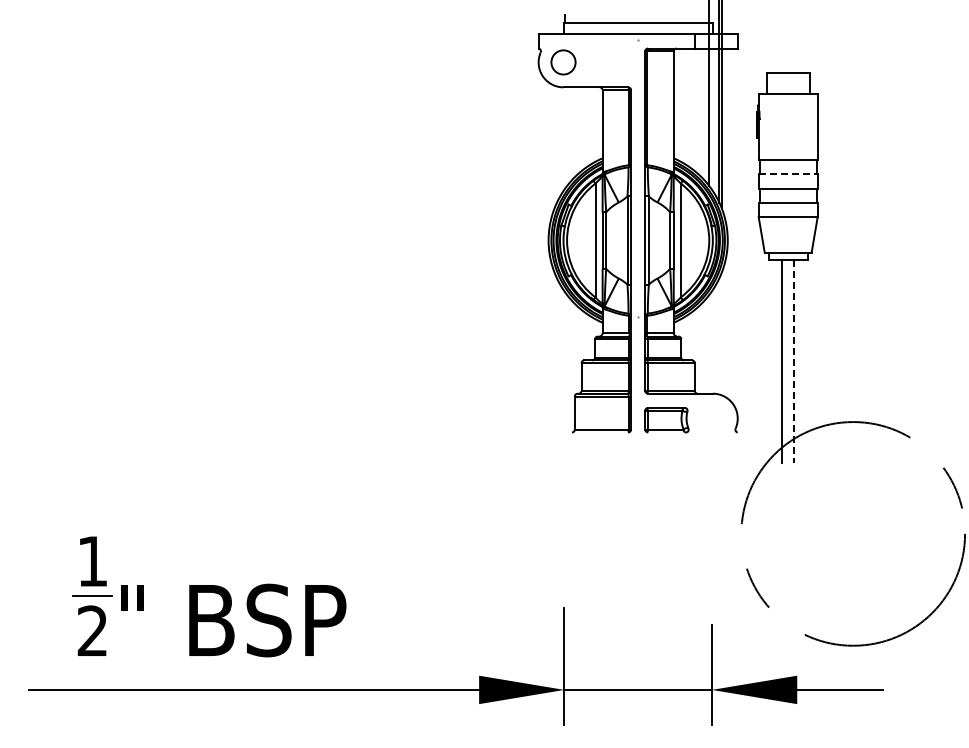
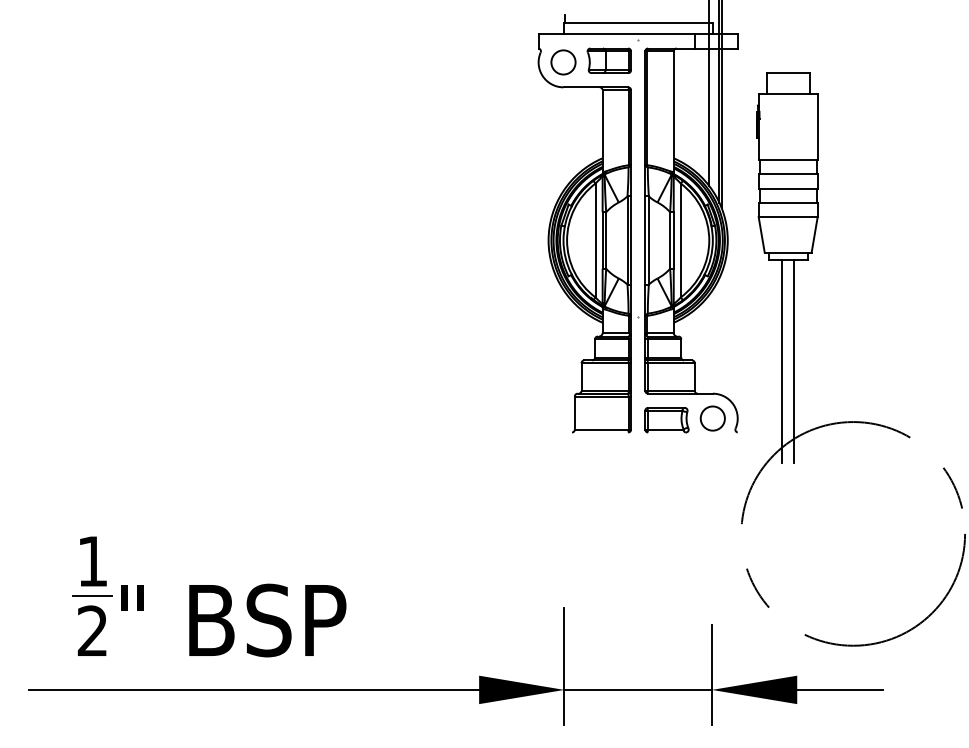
part: none -> present (608, 60)
line: dashed -> solid (788, 174)
line: dashed -> solid (794, 361)
circle: none -> present (712, 418)
